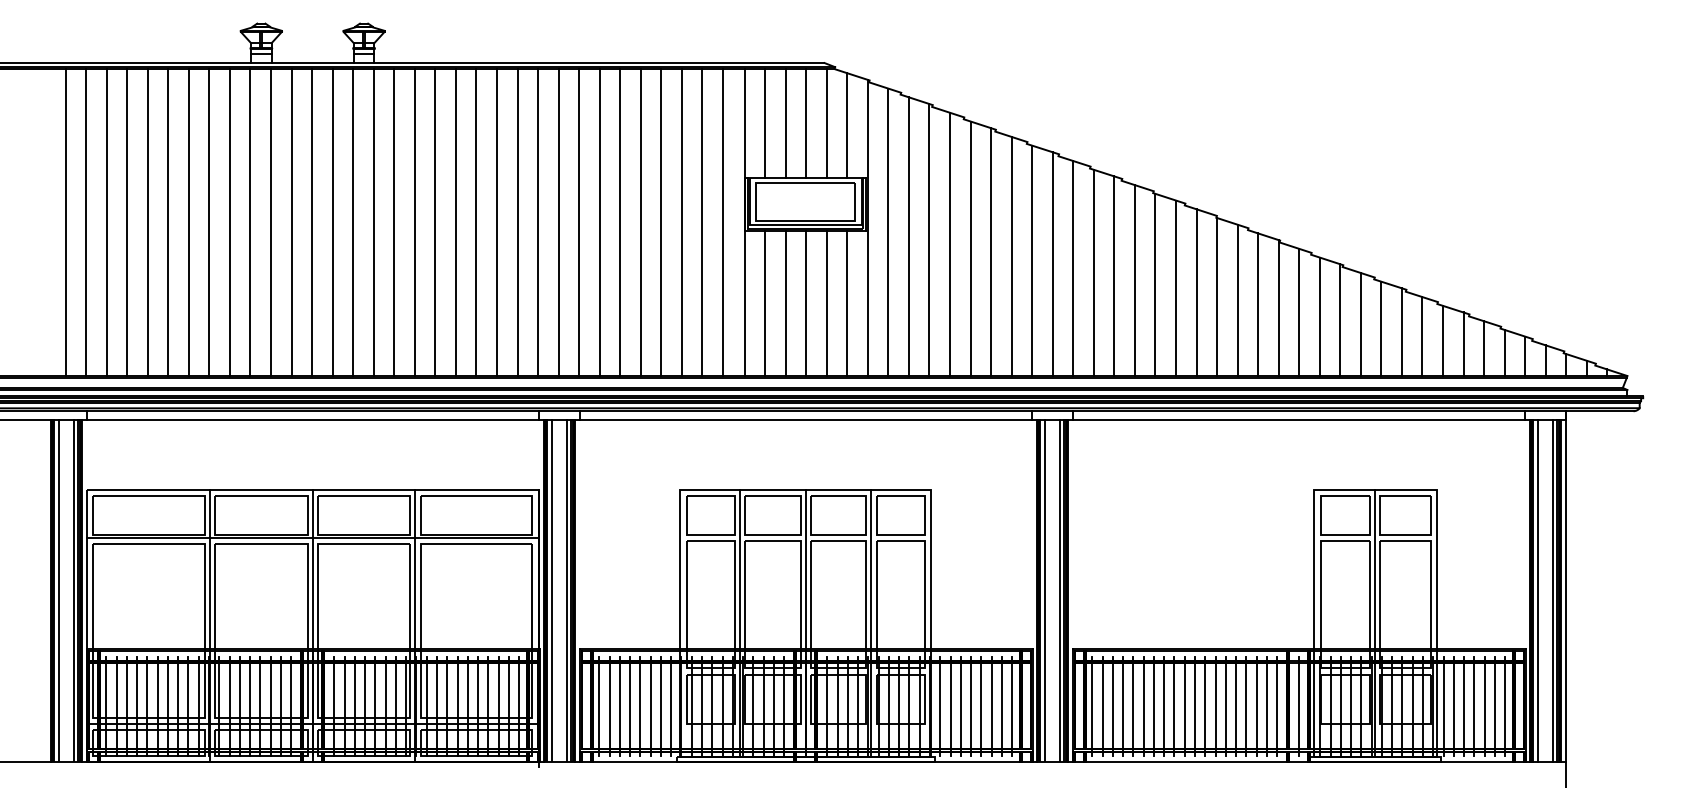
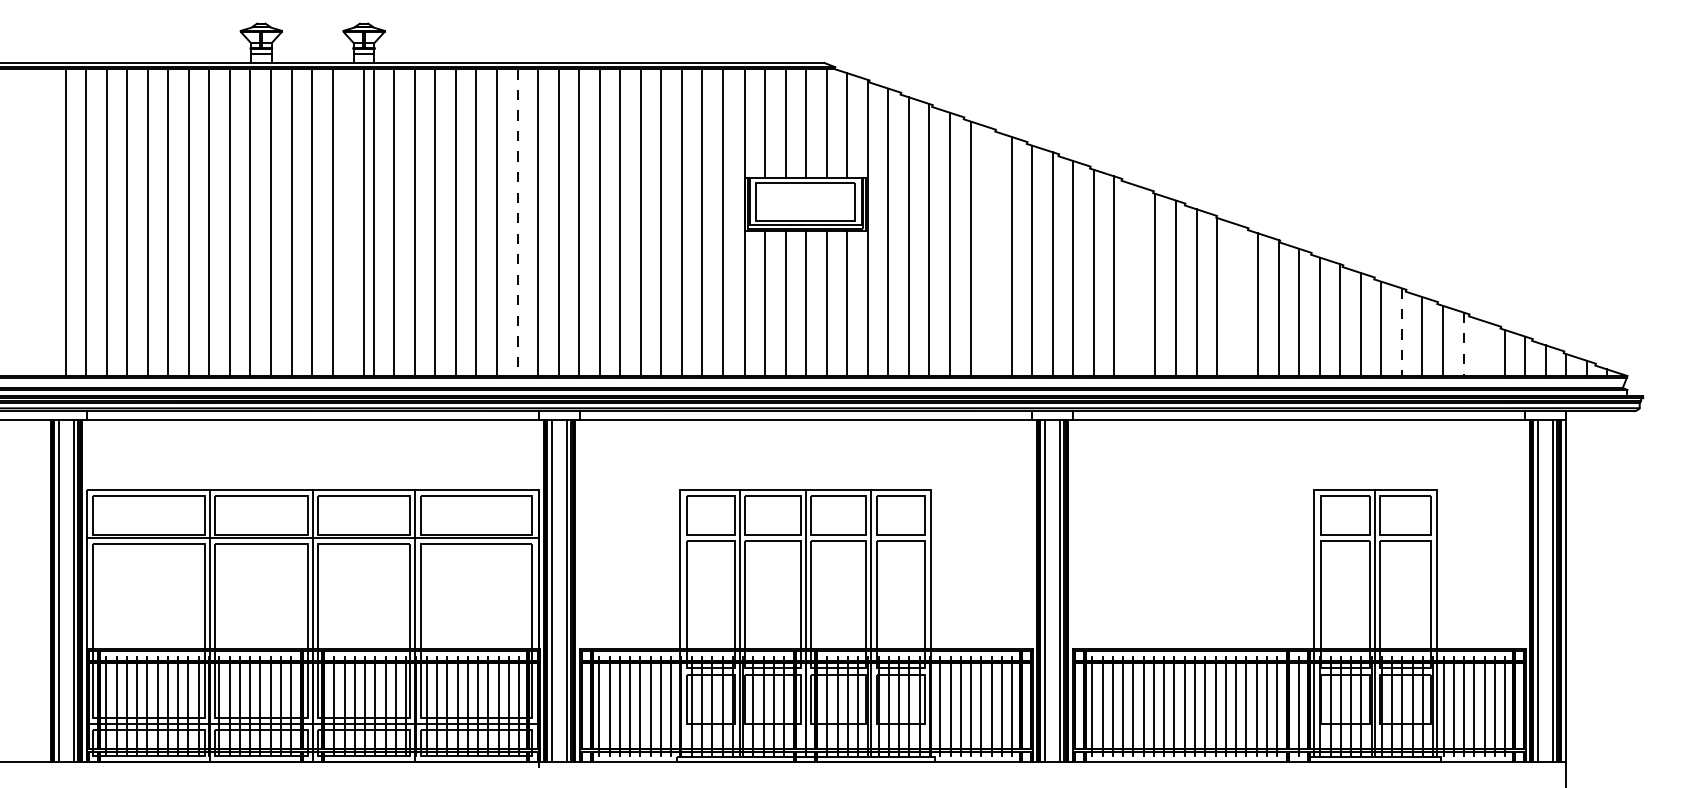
line position: (353, 222) -> (364, 222) (364, 222)
line: solid -> dashed (517, 223)
line: present -> none (991, 252)
line: present -> none (1134, 280)
line: present -> none (1237, 300)
line: solid -> dashed (1401, 332)
line: solid -> dashed (1463, 344)
line: present -> none (1484, 348)
